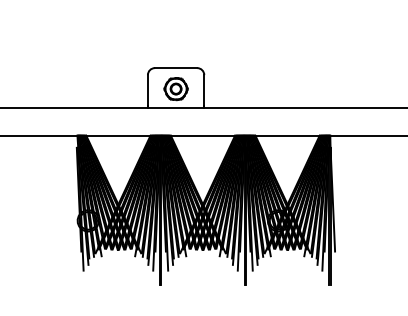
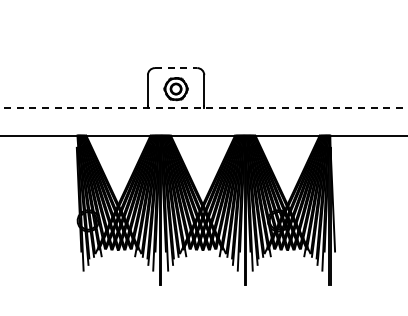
line: solid -> dashed (176, 68)
line: solid -> dashed (204, 107)
